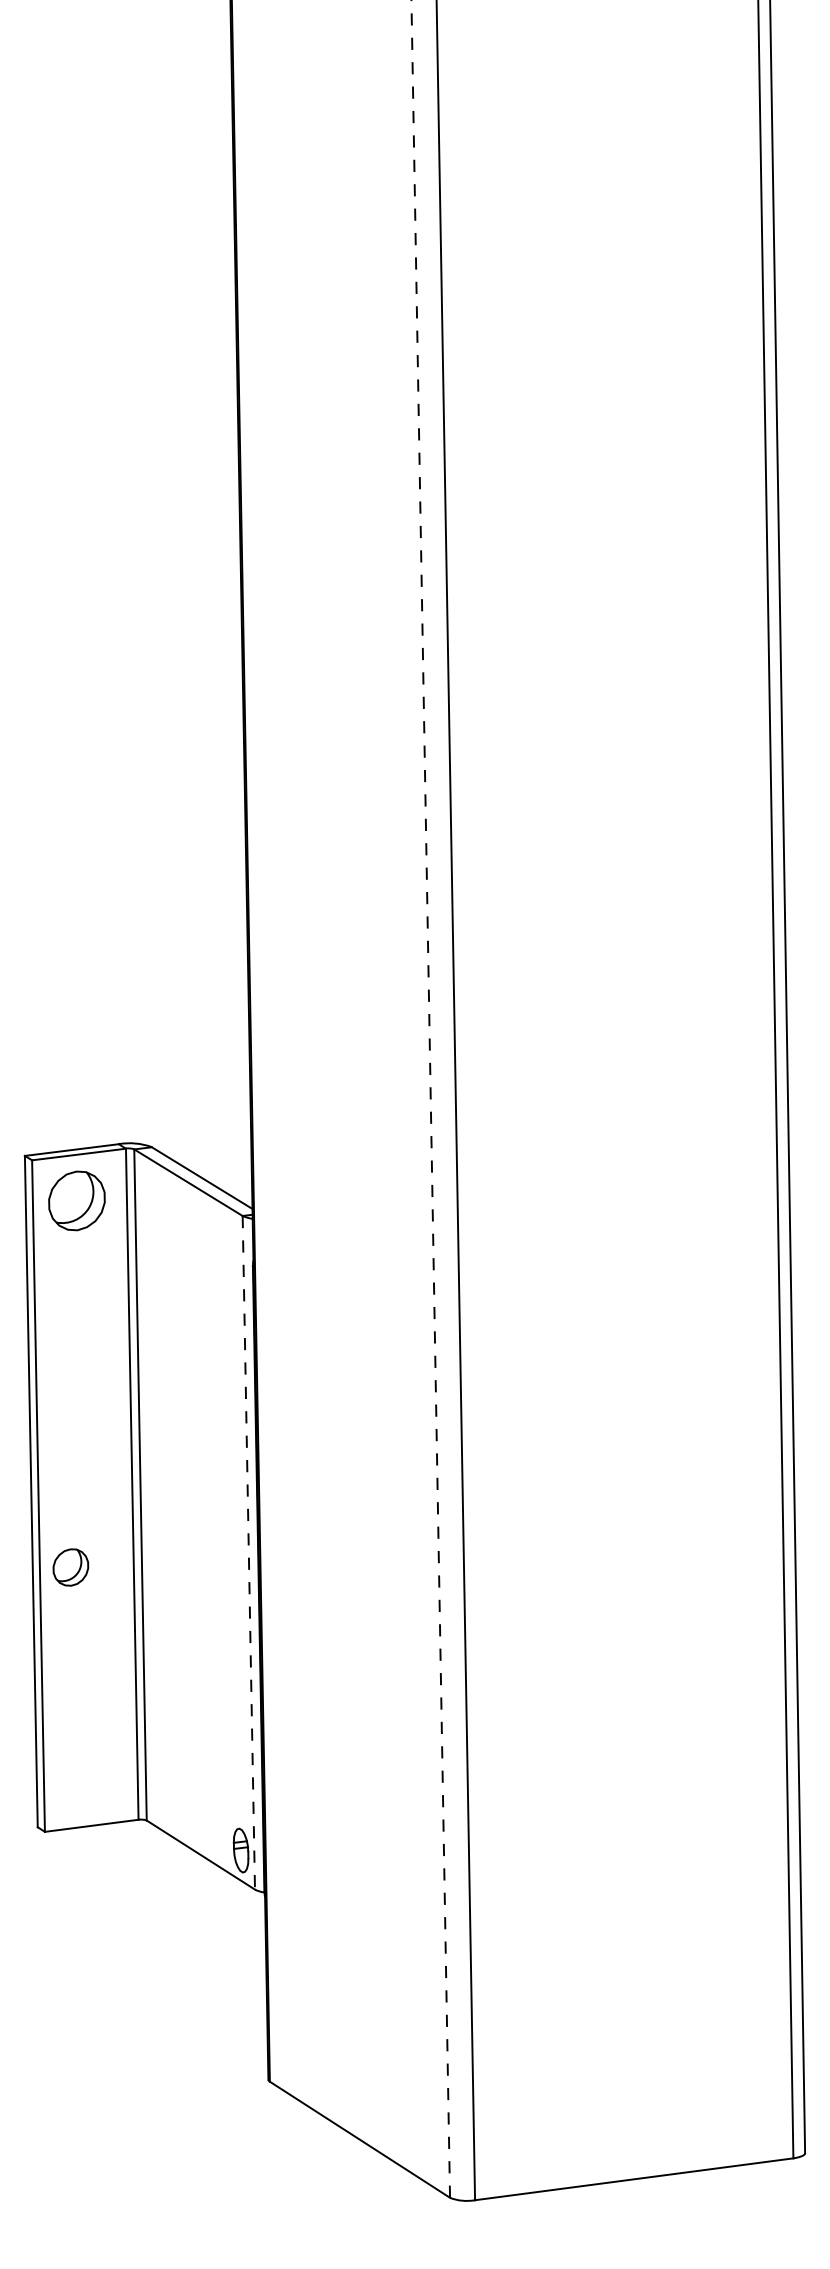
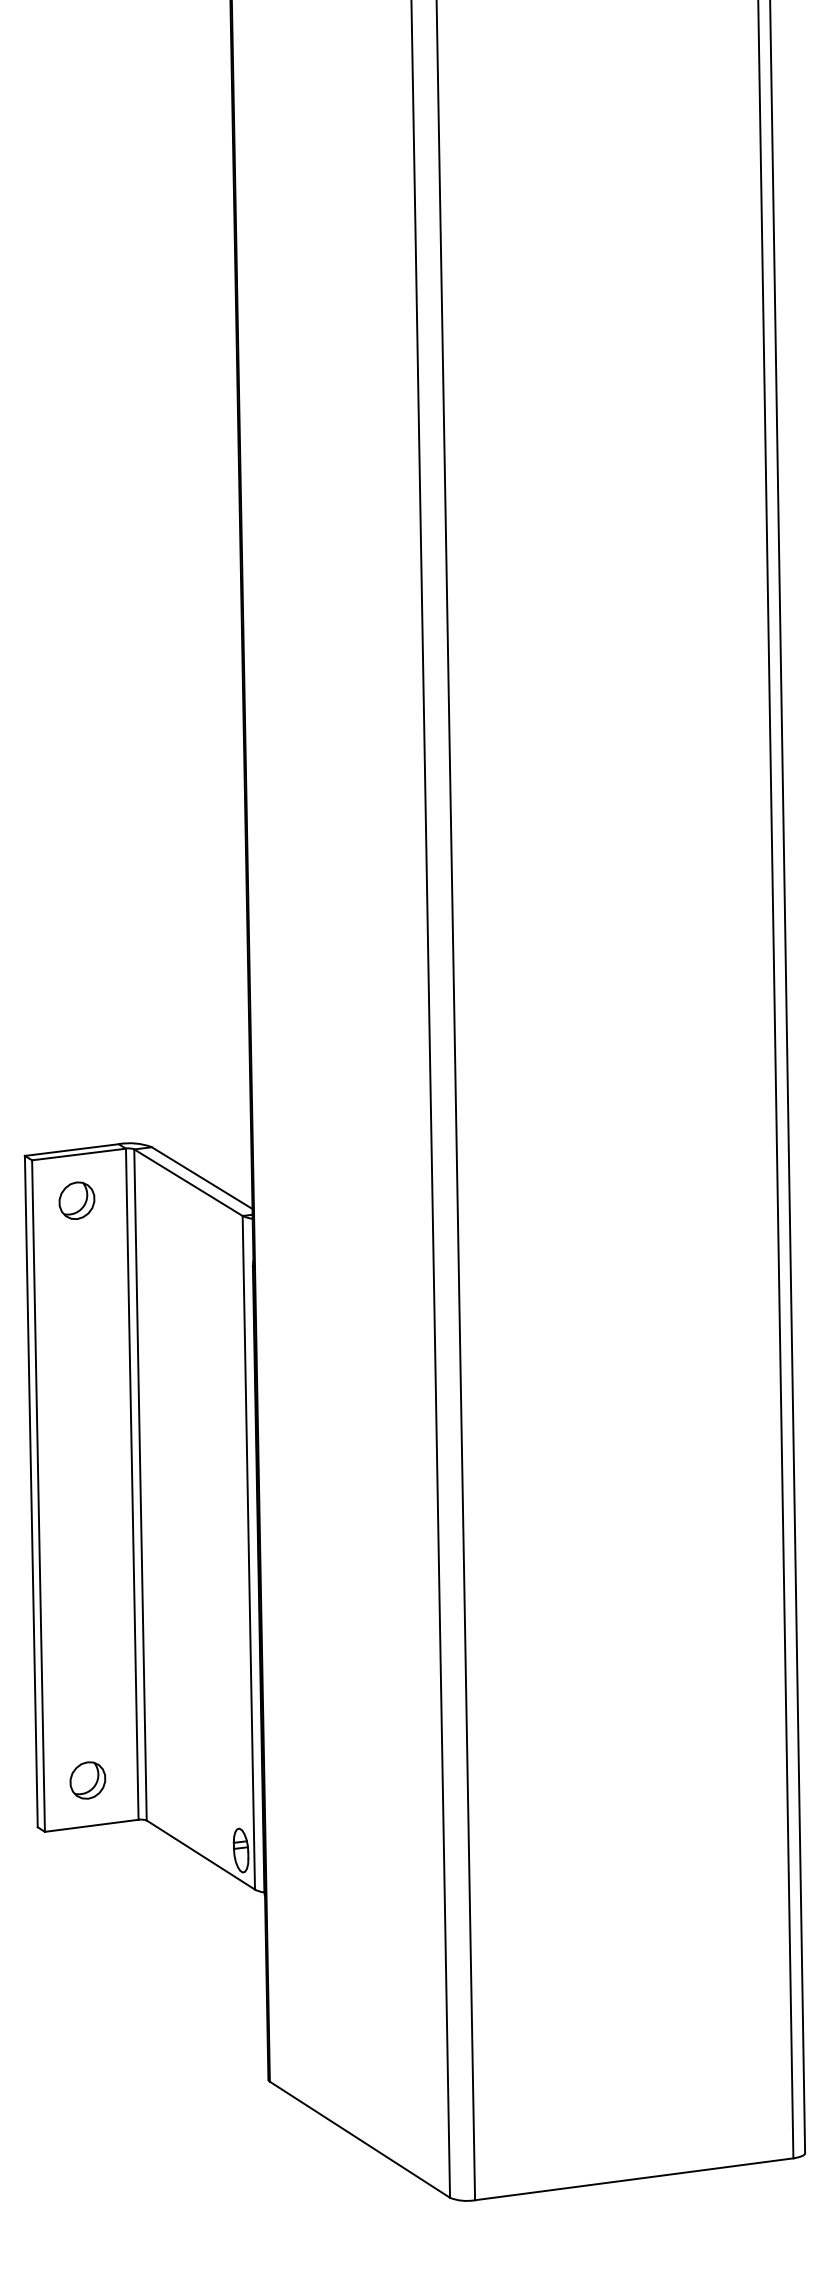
line: dashed -> solid (430, 1099)
part size: 58x62 px -> 38x39 px (76, 1200)
line: dashed -> solid (248, 1552)
part position: (70, 1567) -> (87, 1780) (87, 1780)
